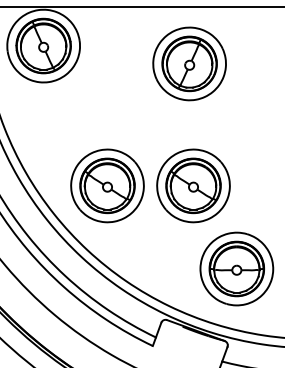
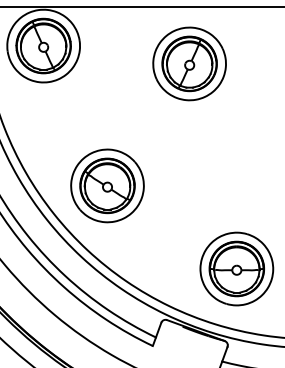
part: present -> none (193, 185)
